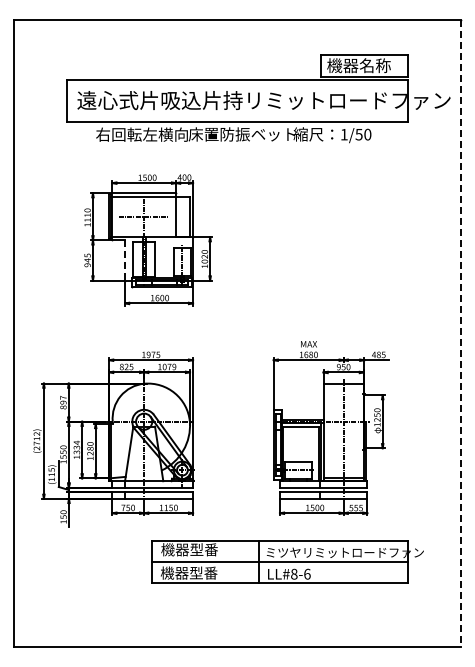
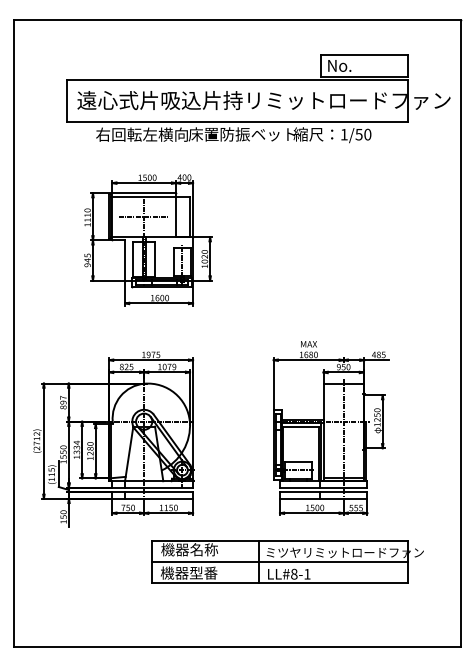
text: 機器名称 -> No. (358, 65)
line: dashed -> solid (125, 260)
line: dashed -> solid (460, 333)
text: 機器型番 -> 機器名称 (204, 549)
text: LL#8-6 -> LL#8-1 (307, 573)
